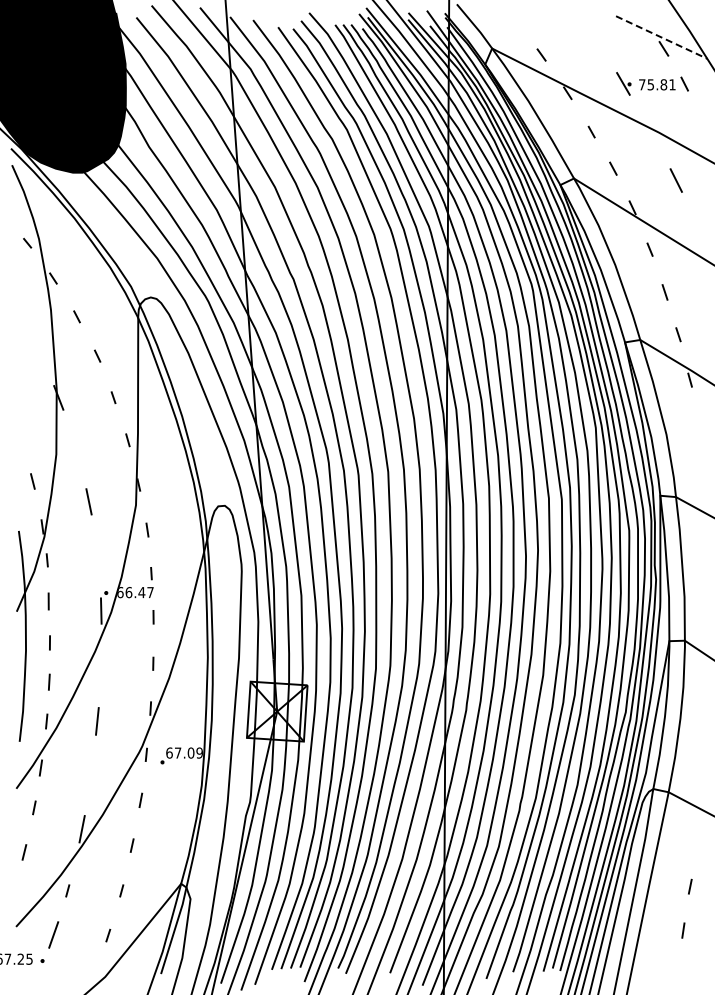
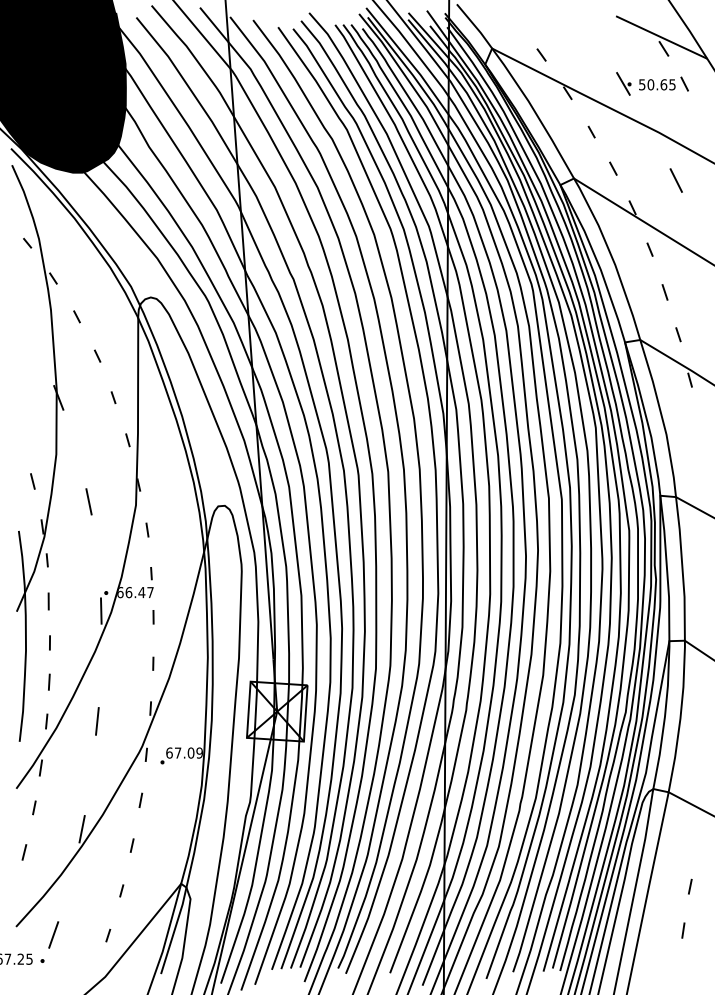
line: dashed -> solid (662, 37)
text: 75.81 -> 50.65 (657, 84)
line: present -> none (67, 890)
